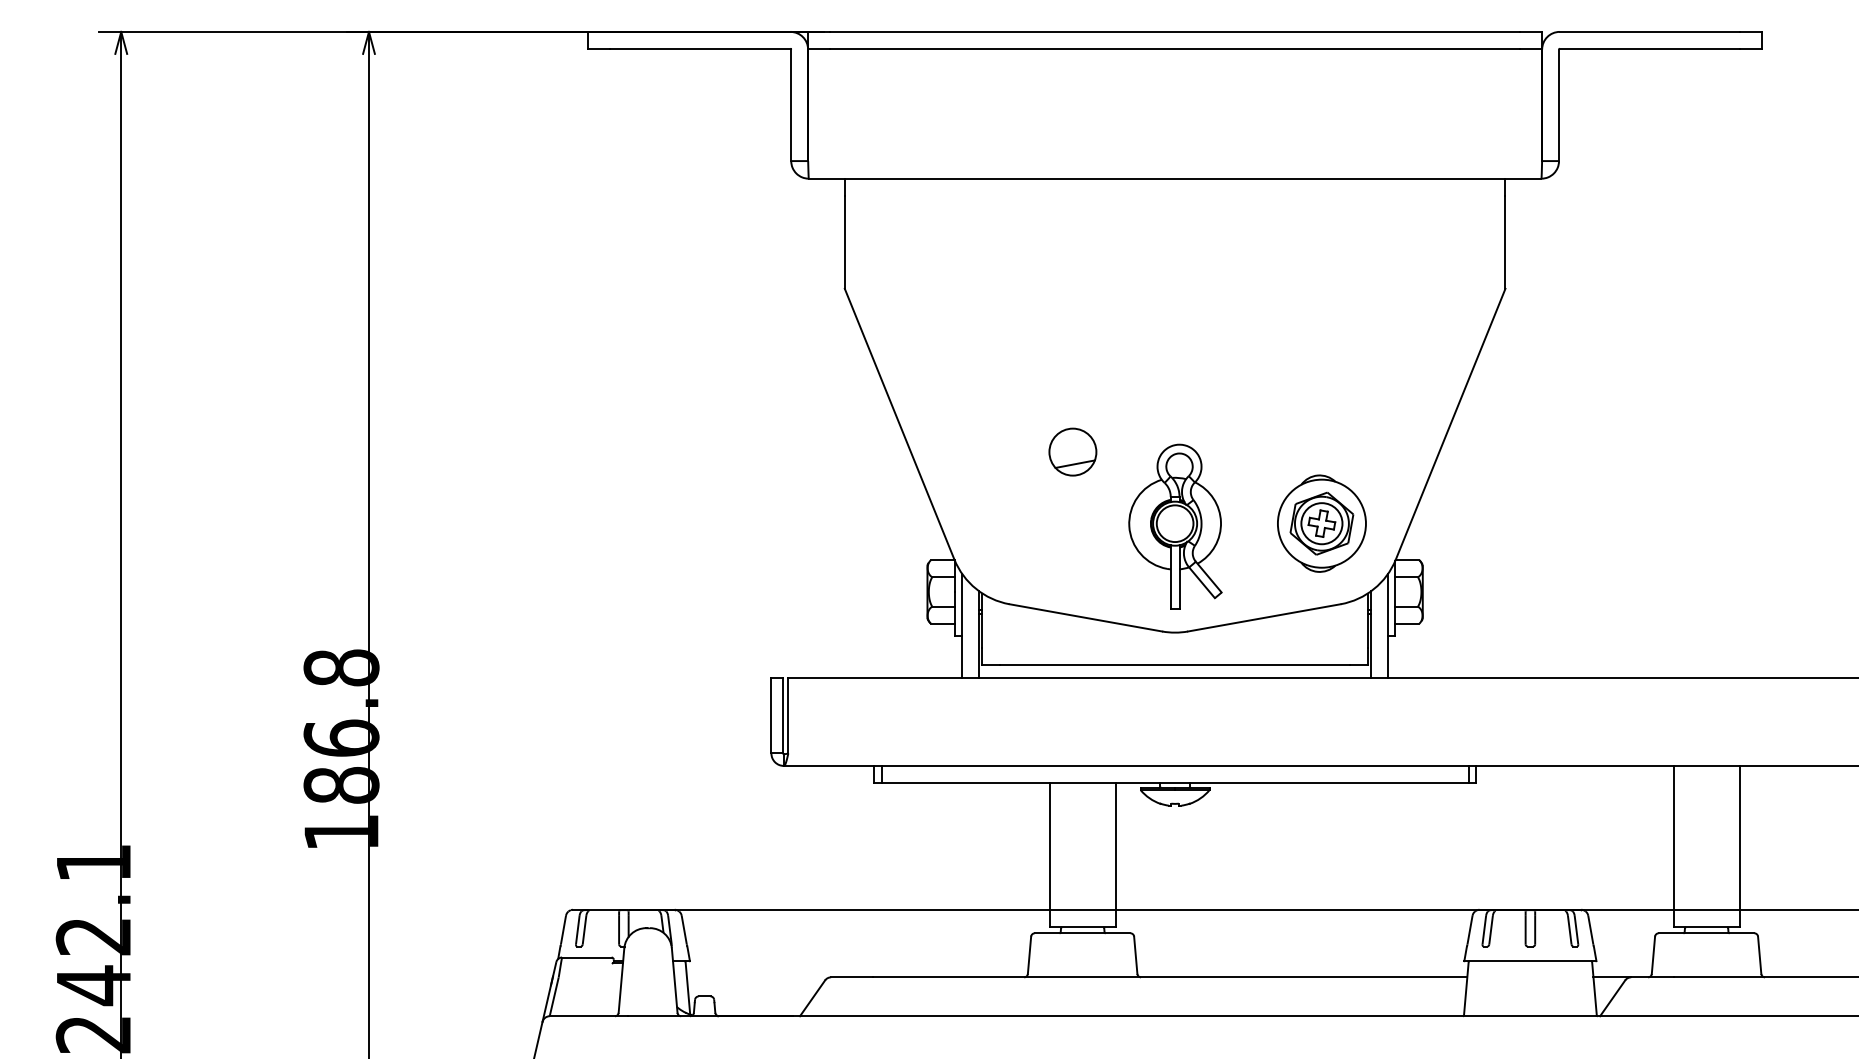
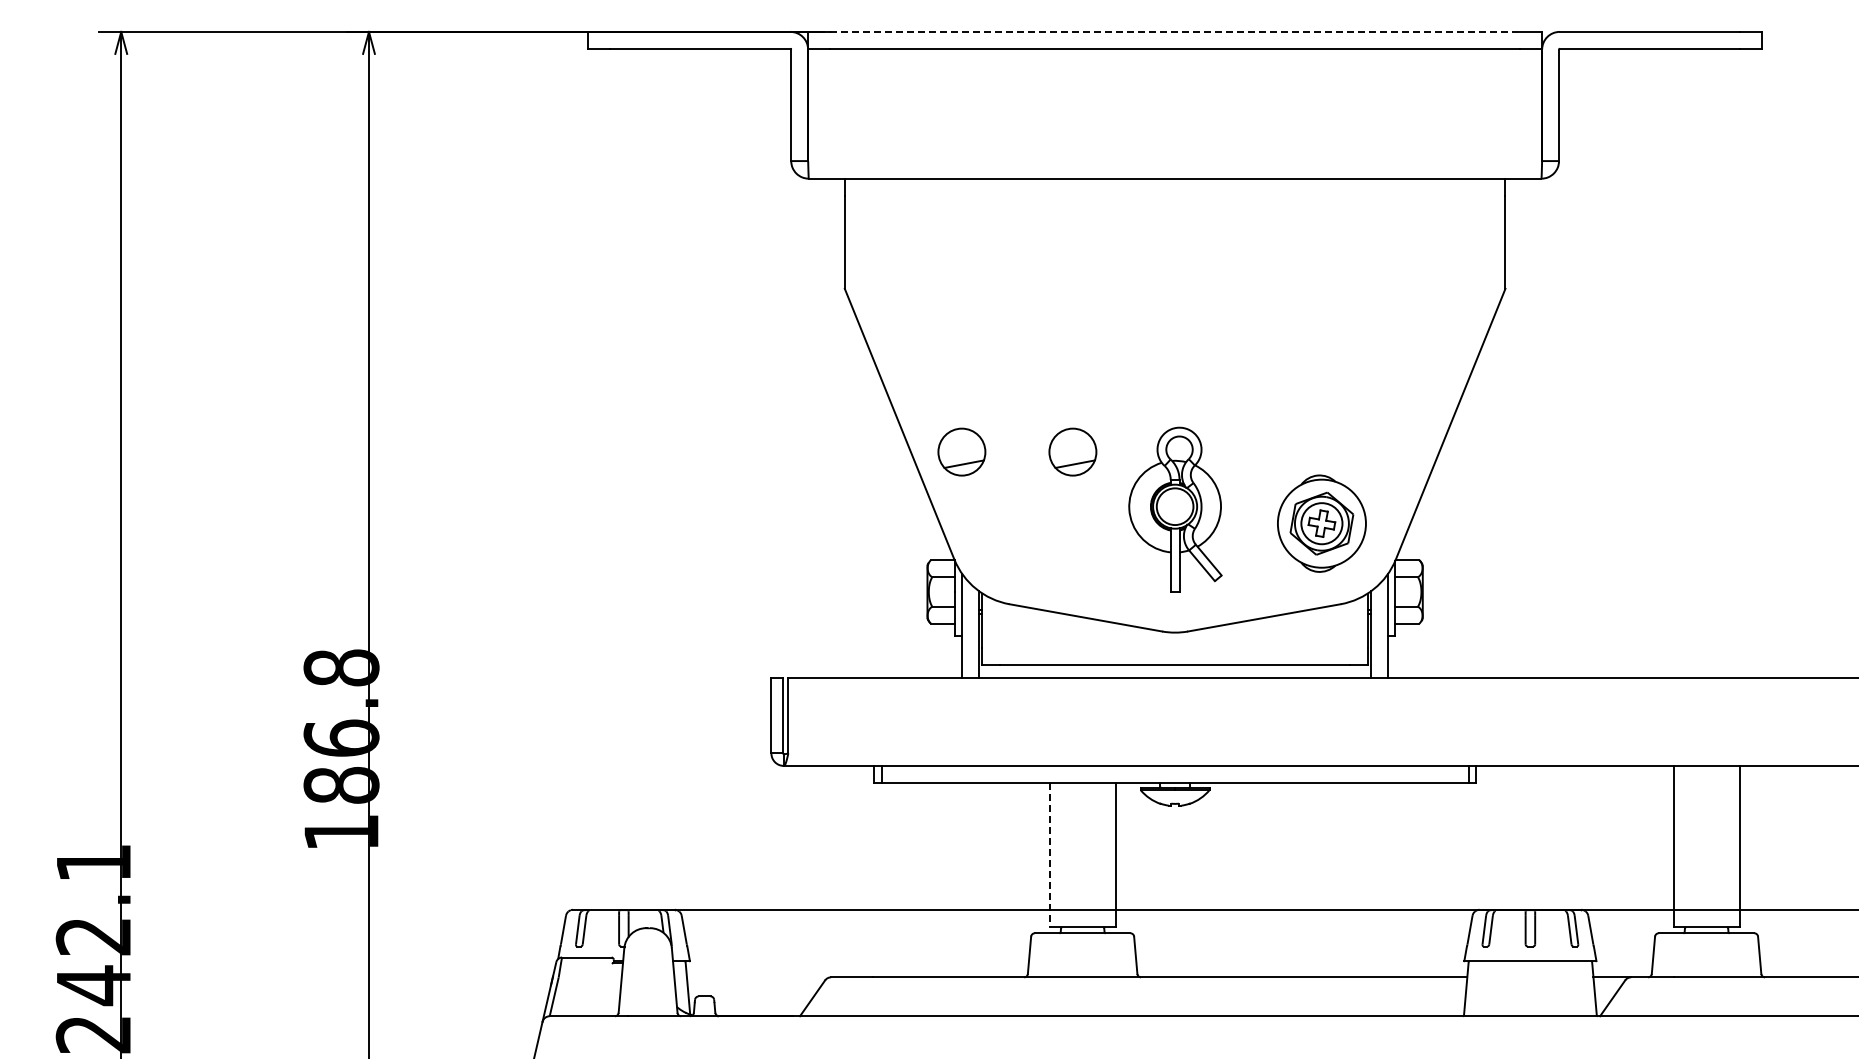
line: solid -> dashed (1175, 31)
part: none -> present (961, 451)
part position: (1175, 526) -> (1175, 509) (1175, 509)
line: solid -> dashed (1049, 855)
